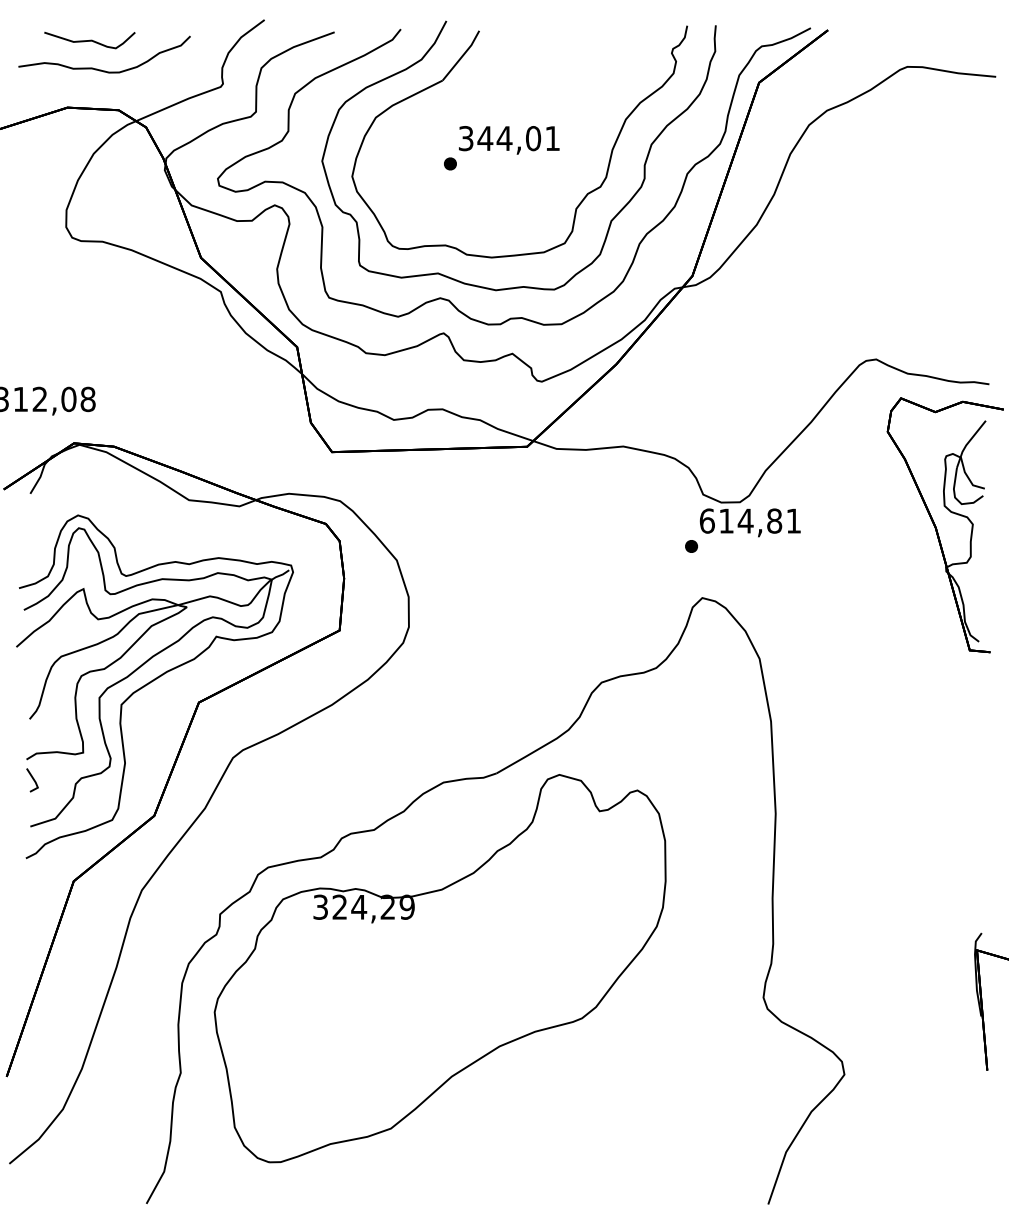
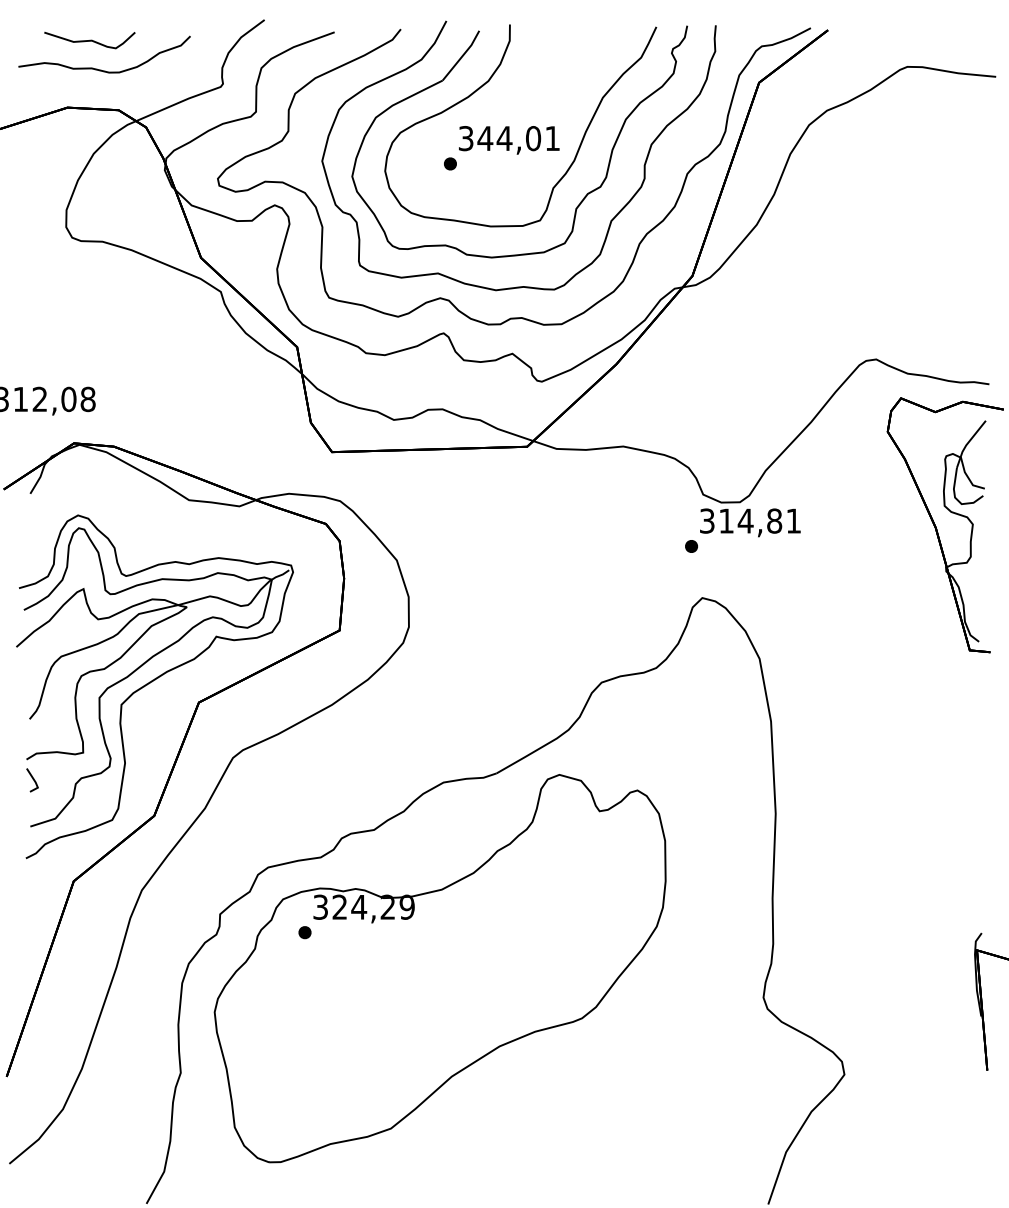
curve: none -> present (487, 83)
text: 614,81 -> 314,81 (706, 520)
part: none -> present (304, 932)
